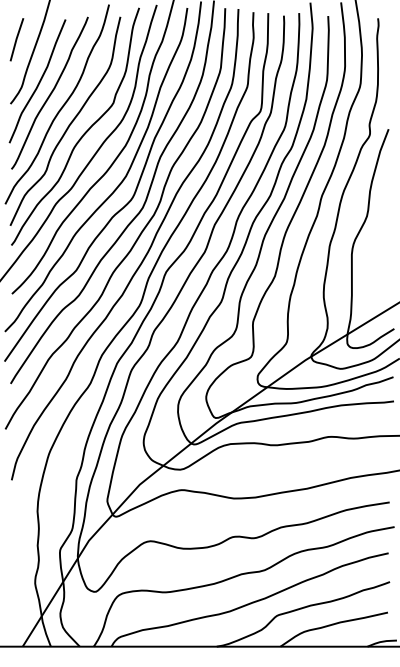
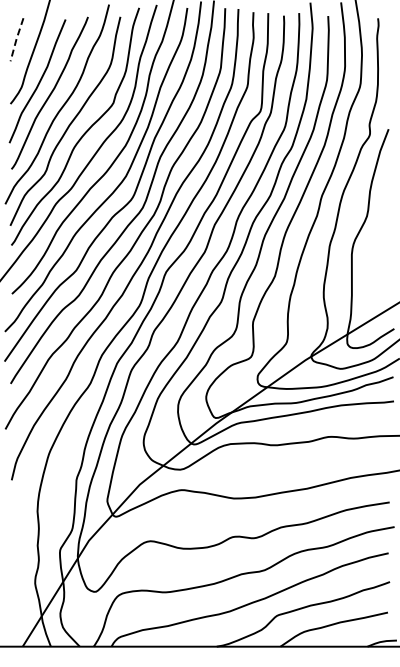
line: solid -> dashed (16, 39)
